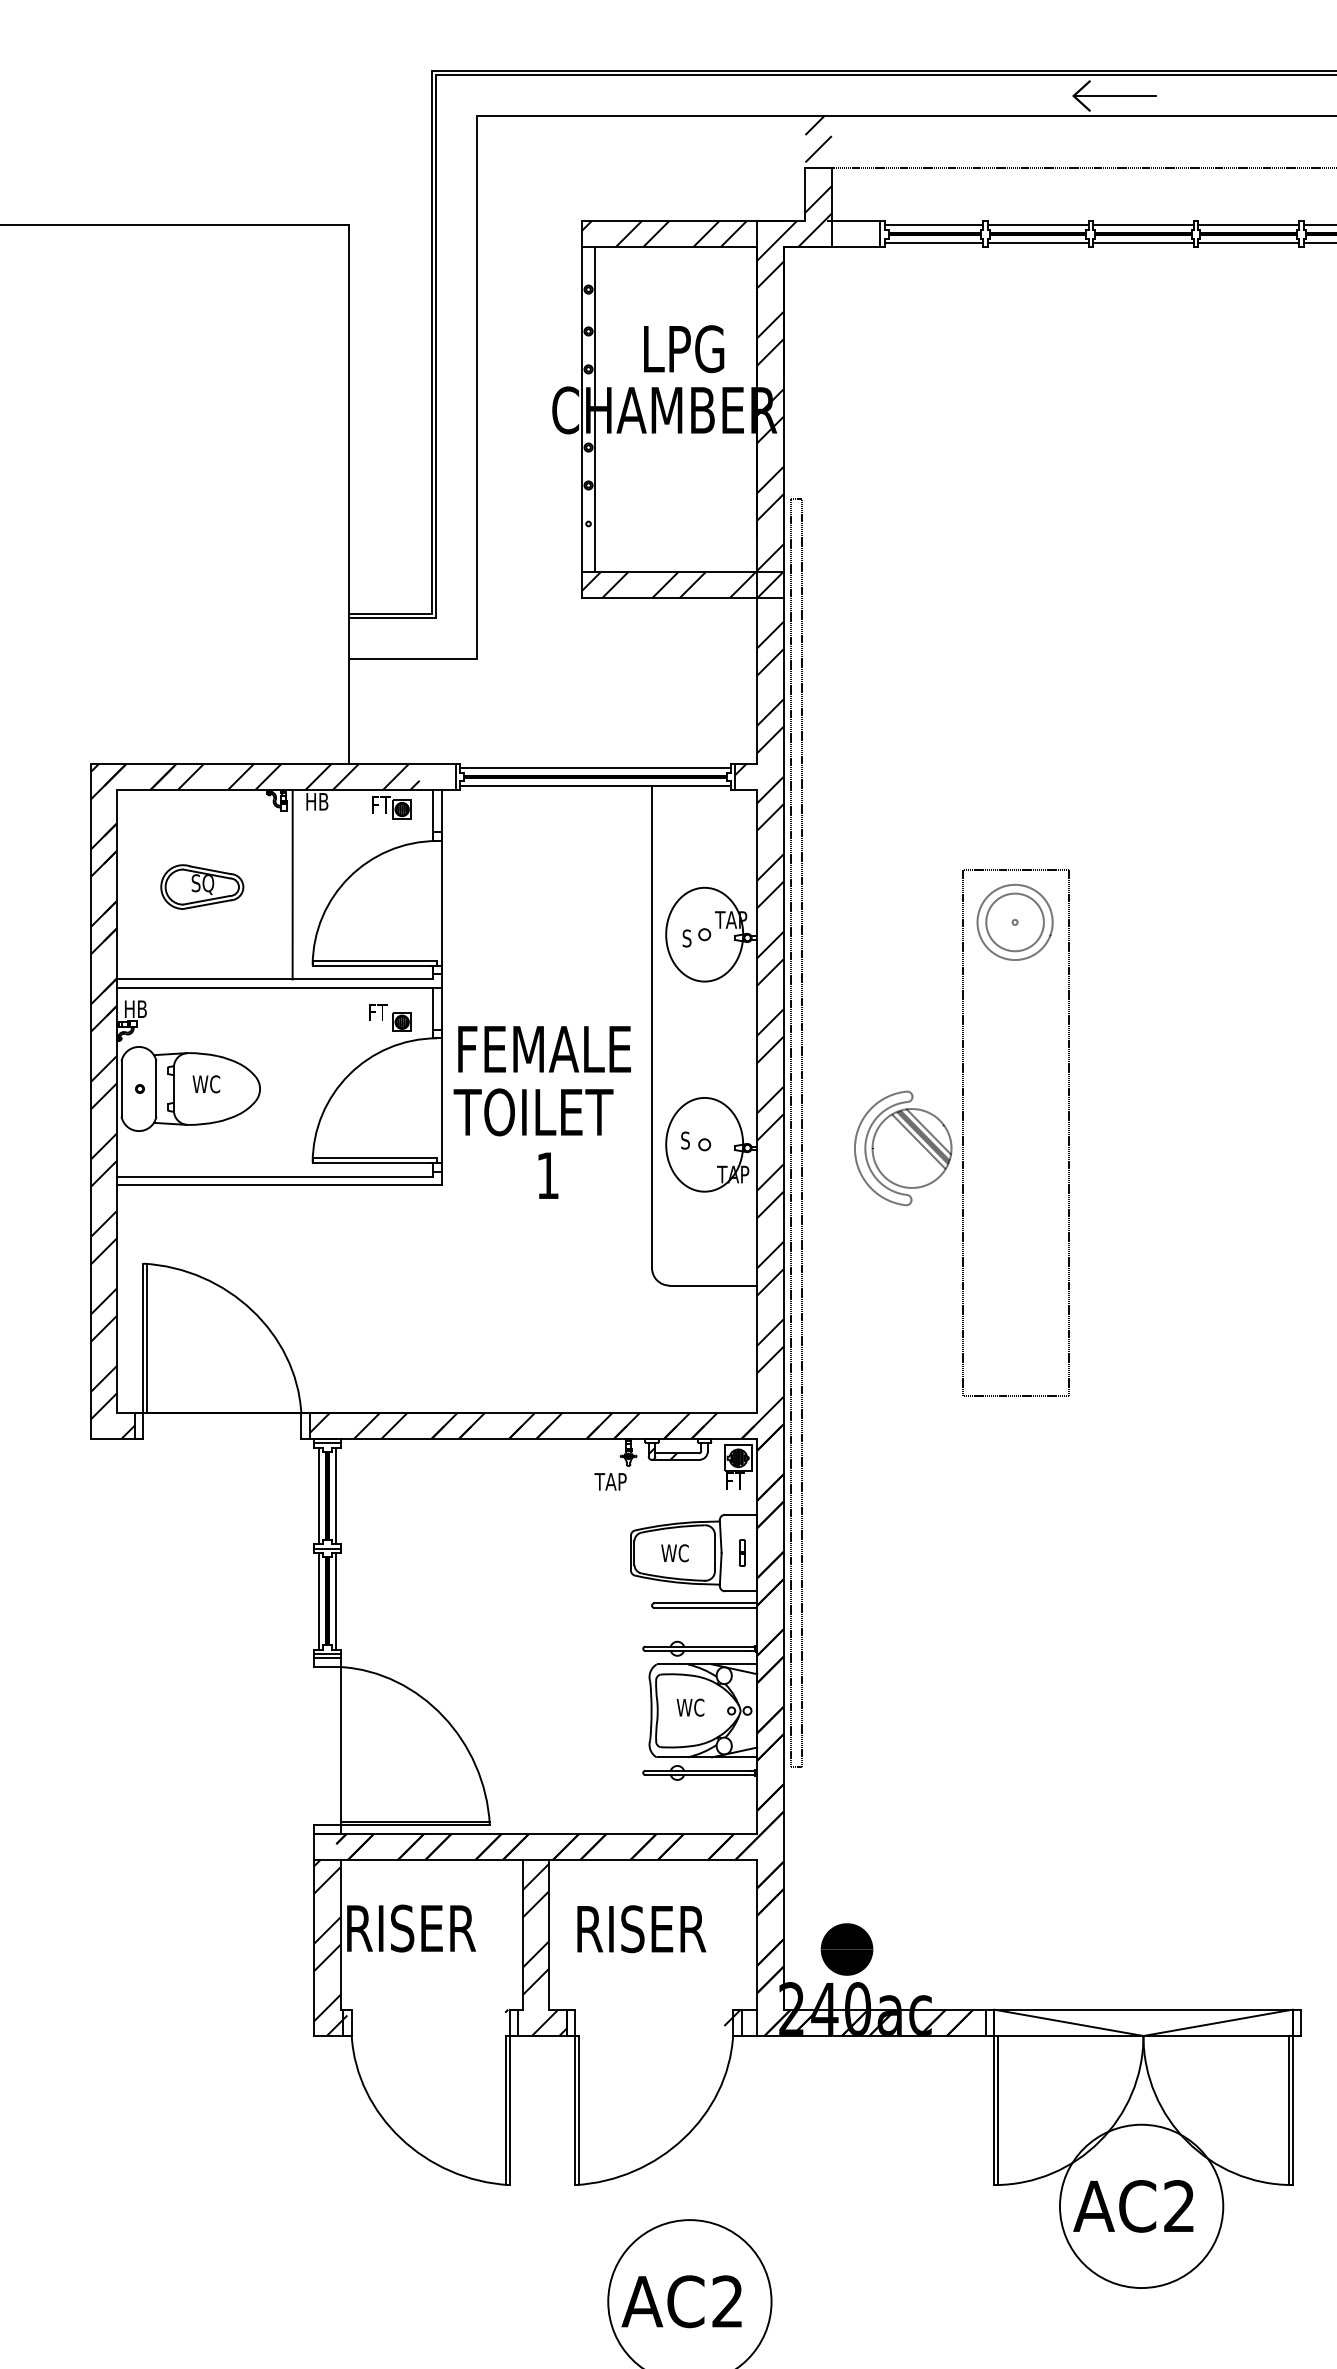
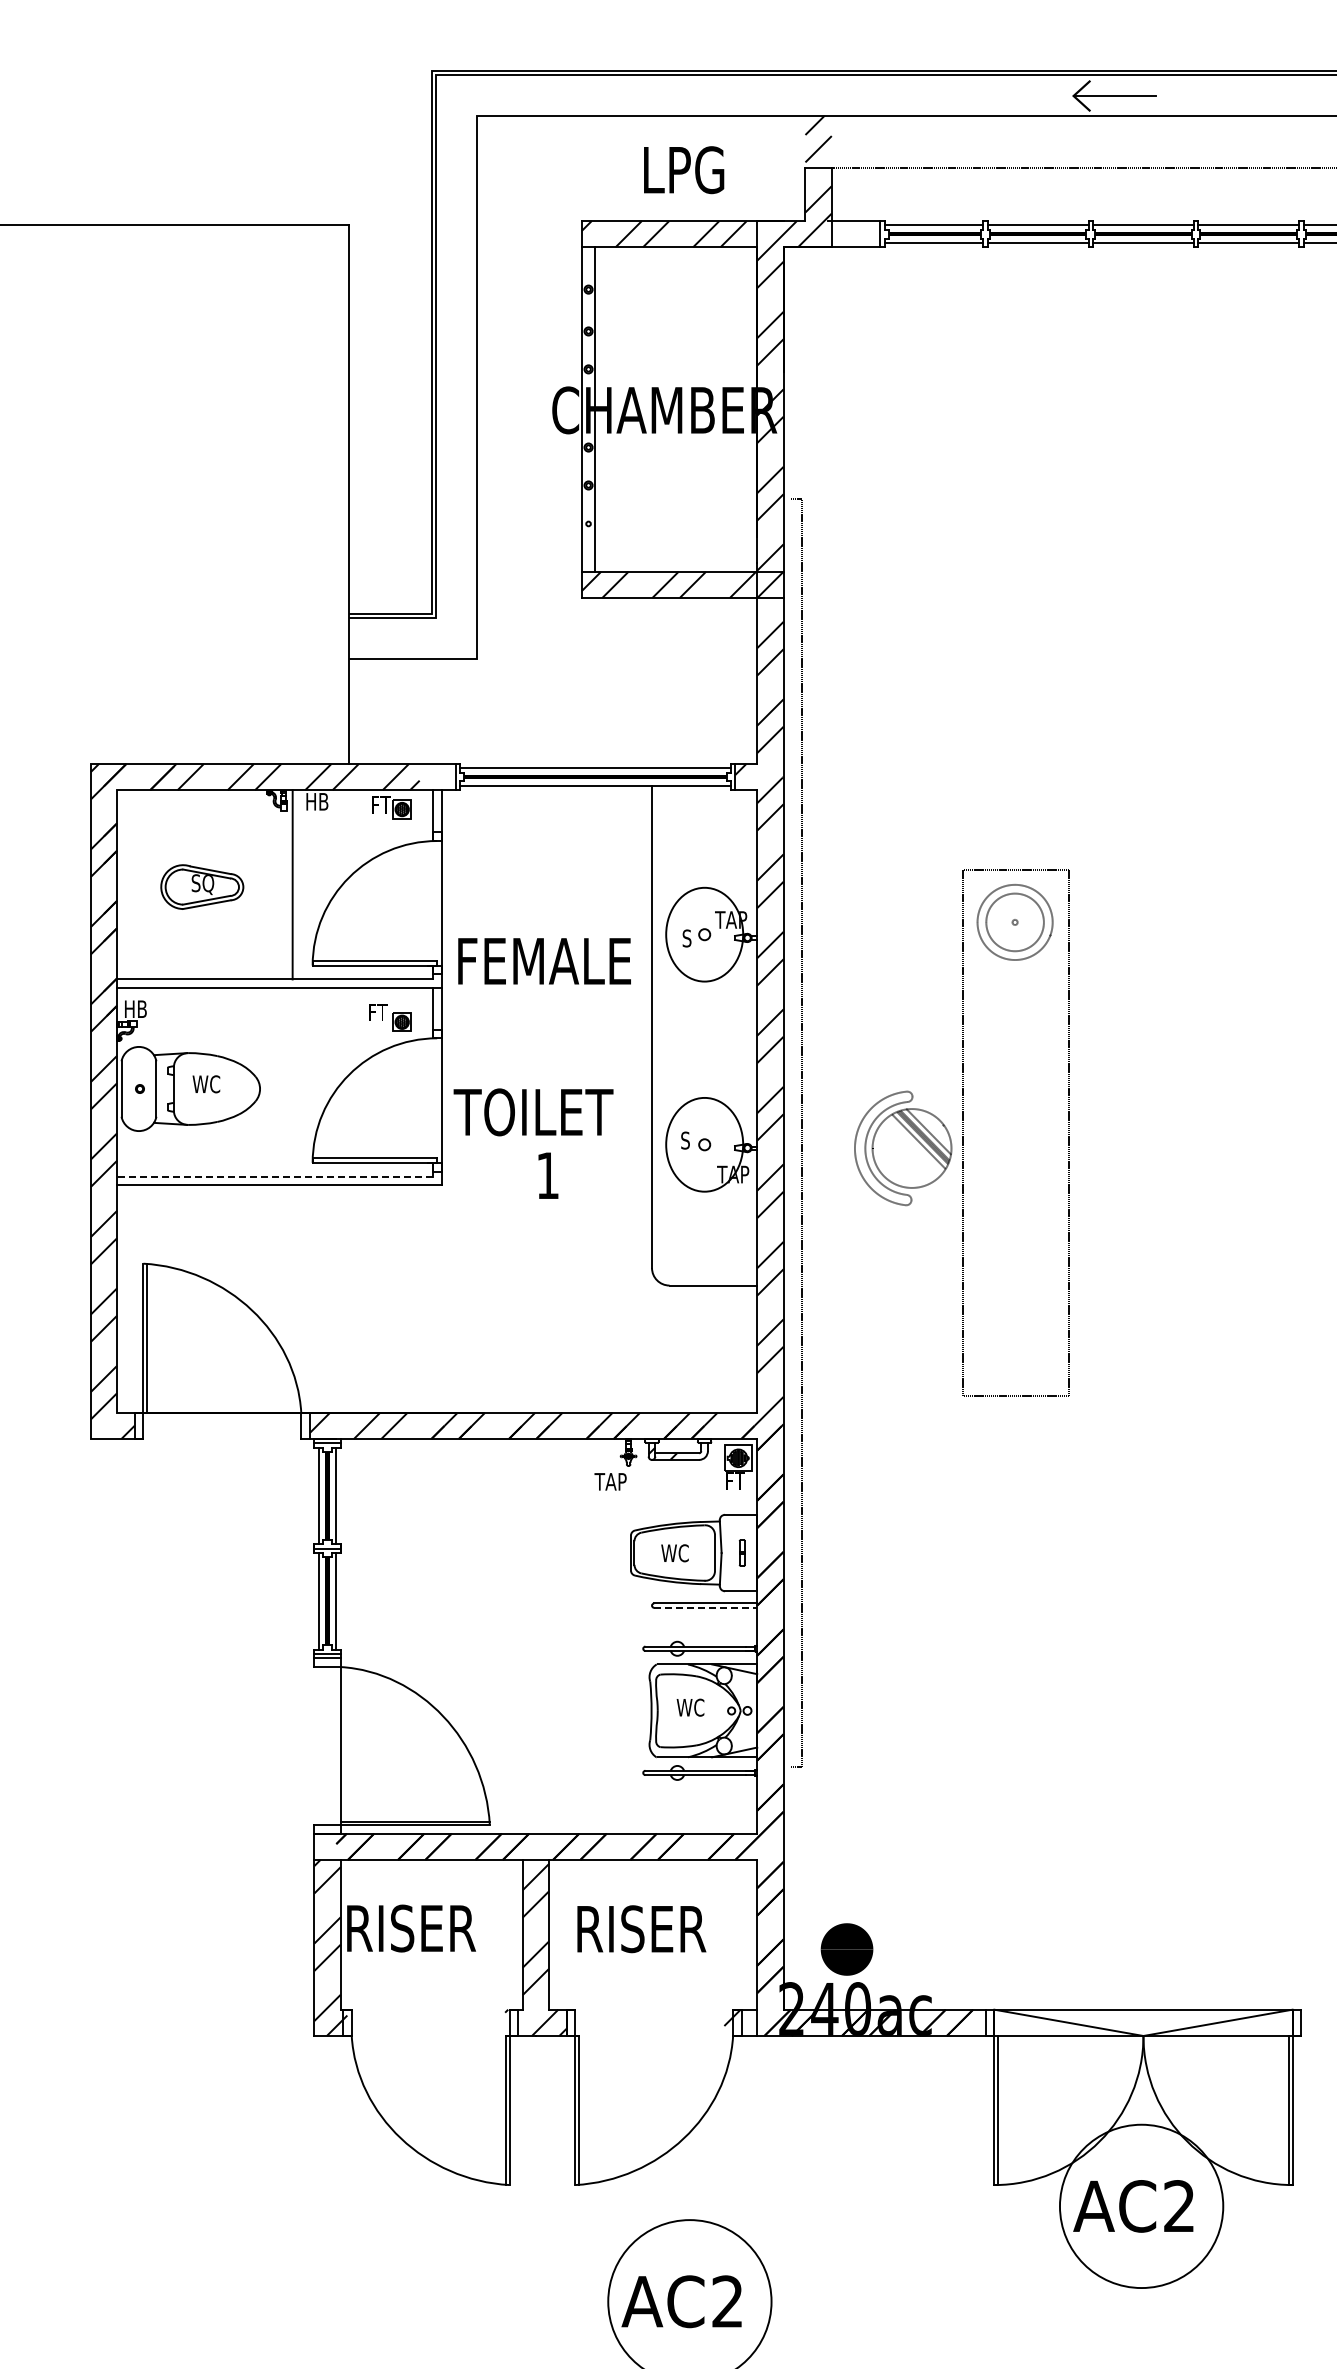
text position: (684, 349) -> (684, 170) (684, 170)
text position: (544, 1049) -> (544, 961) (544, 961)
line: present -> none (791, 1132)
line: solid -> dashed (274, 1176)
line: solid -> dashed (705, 1607)
